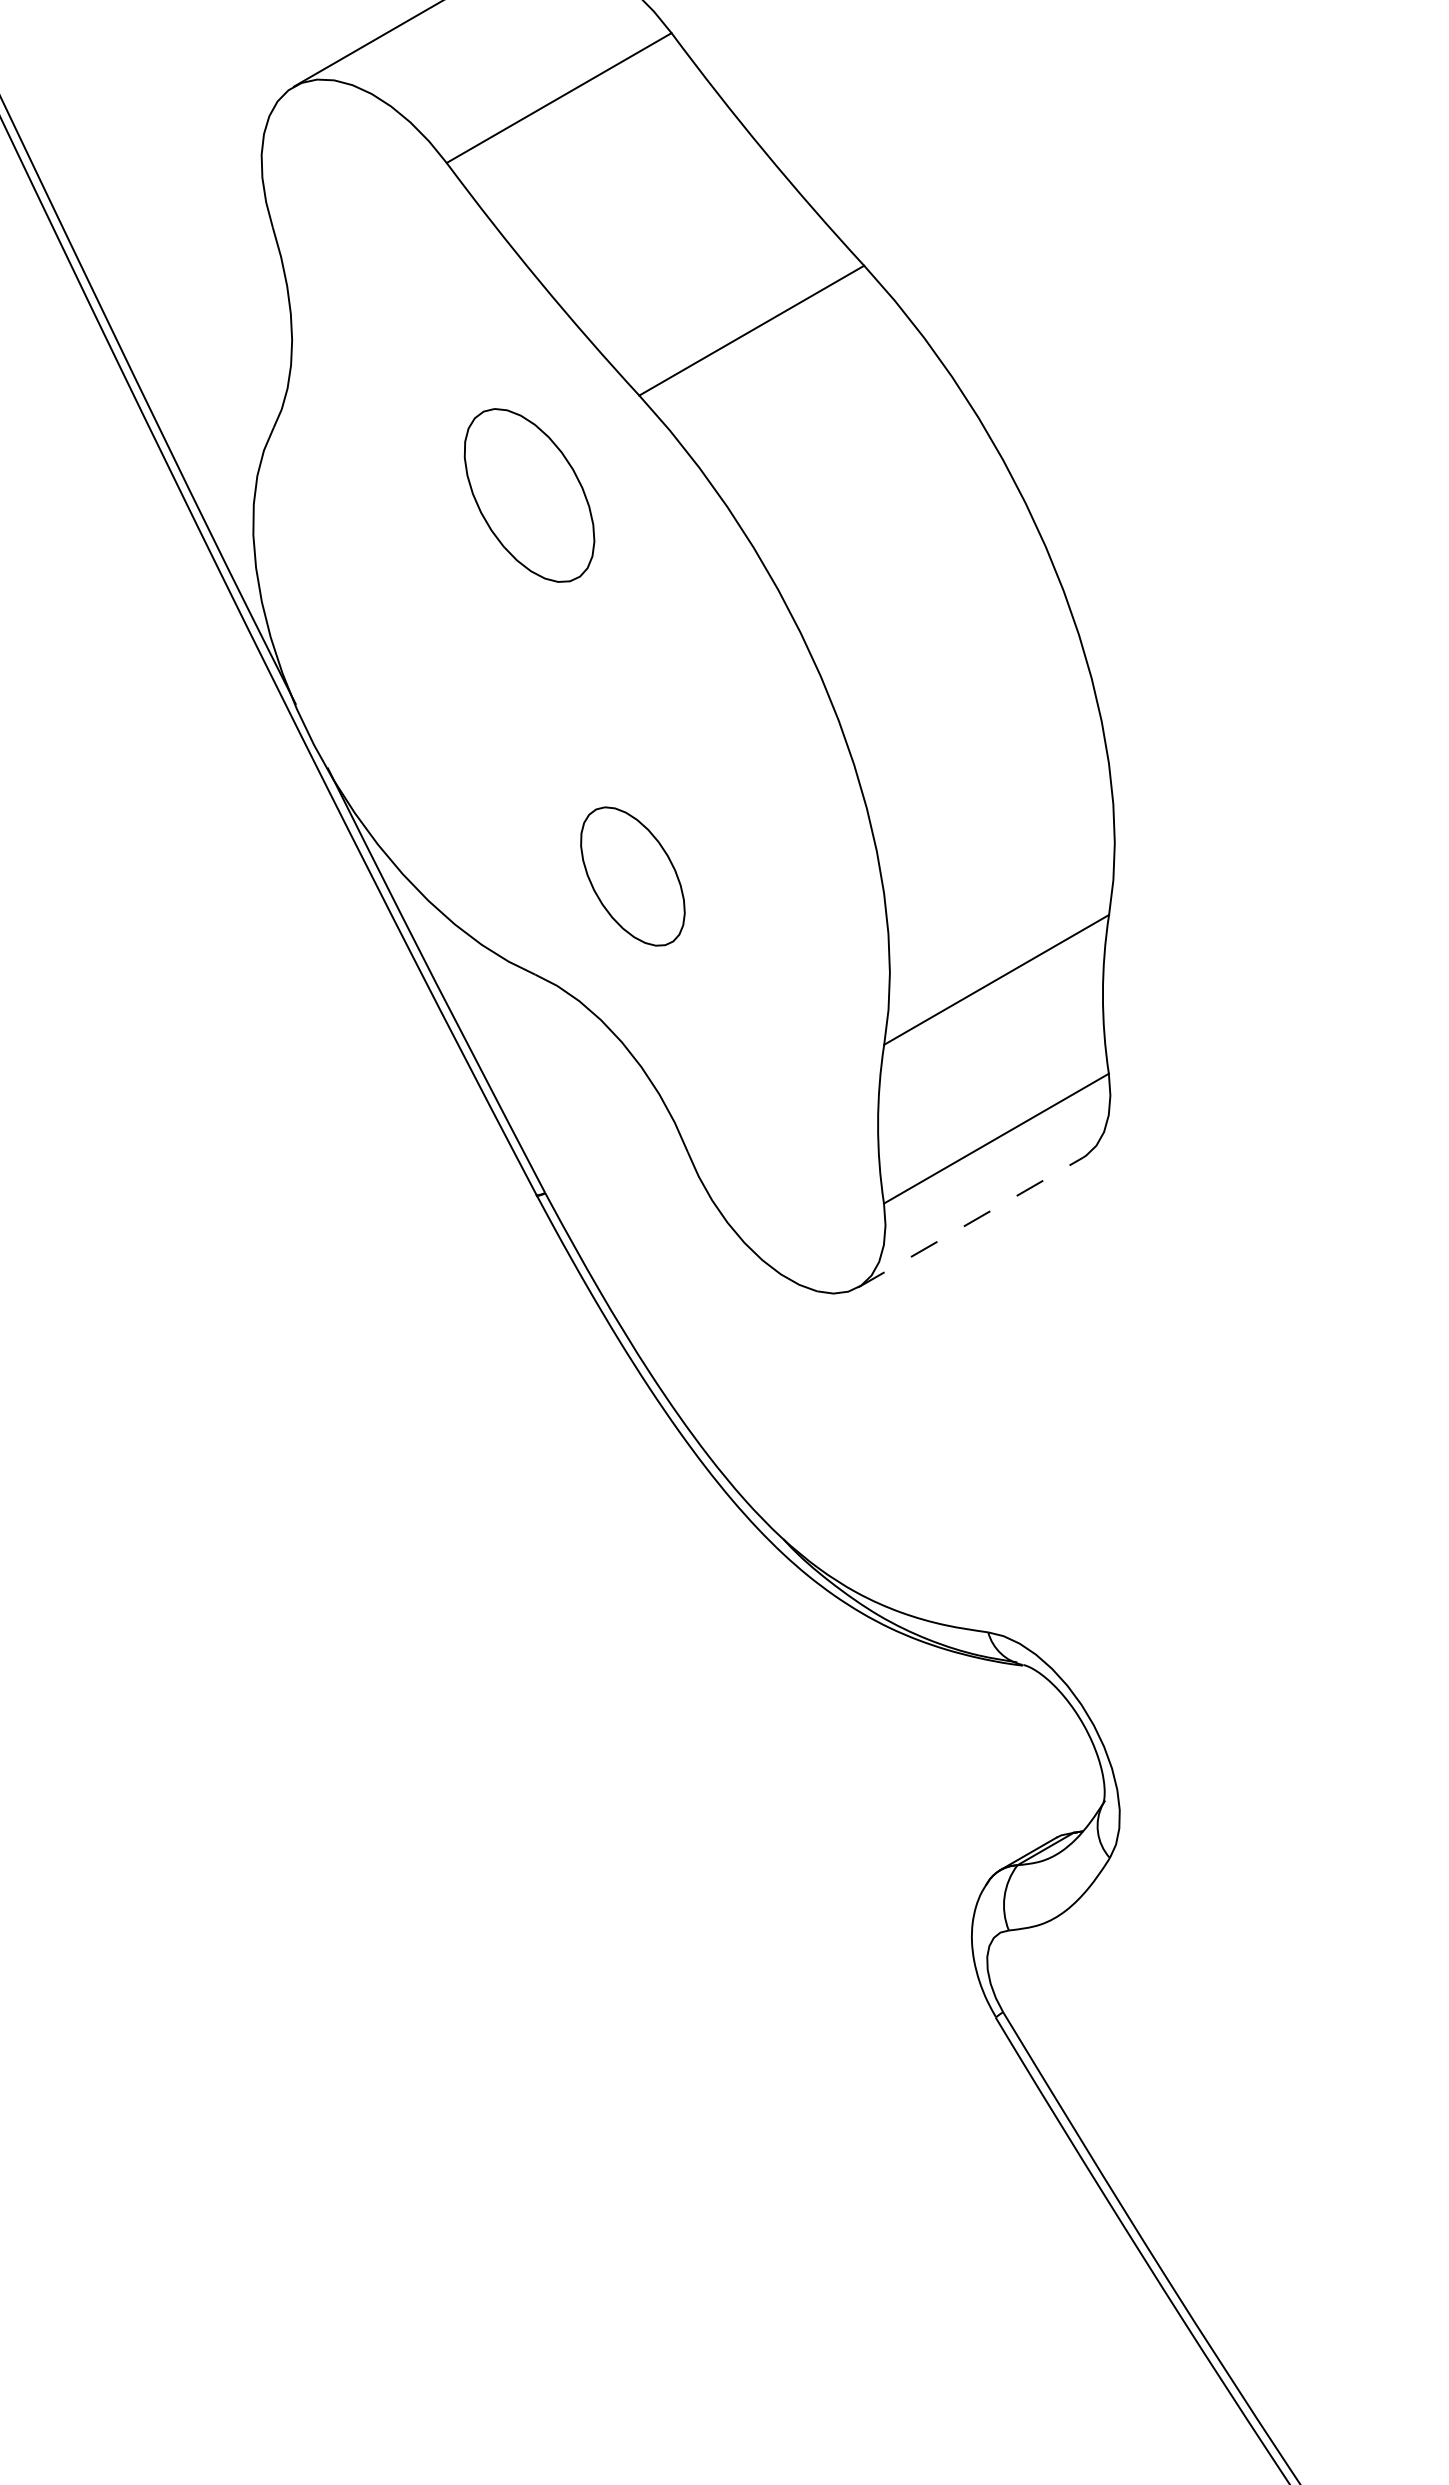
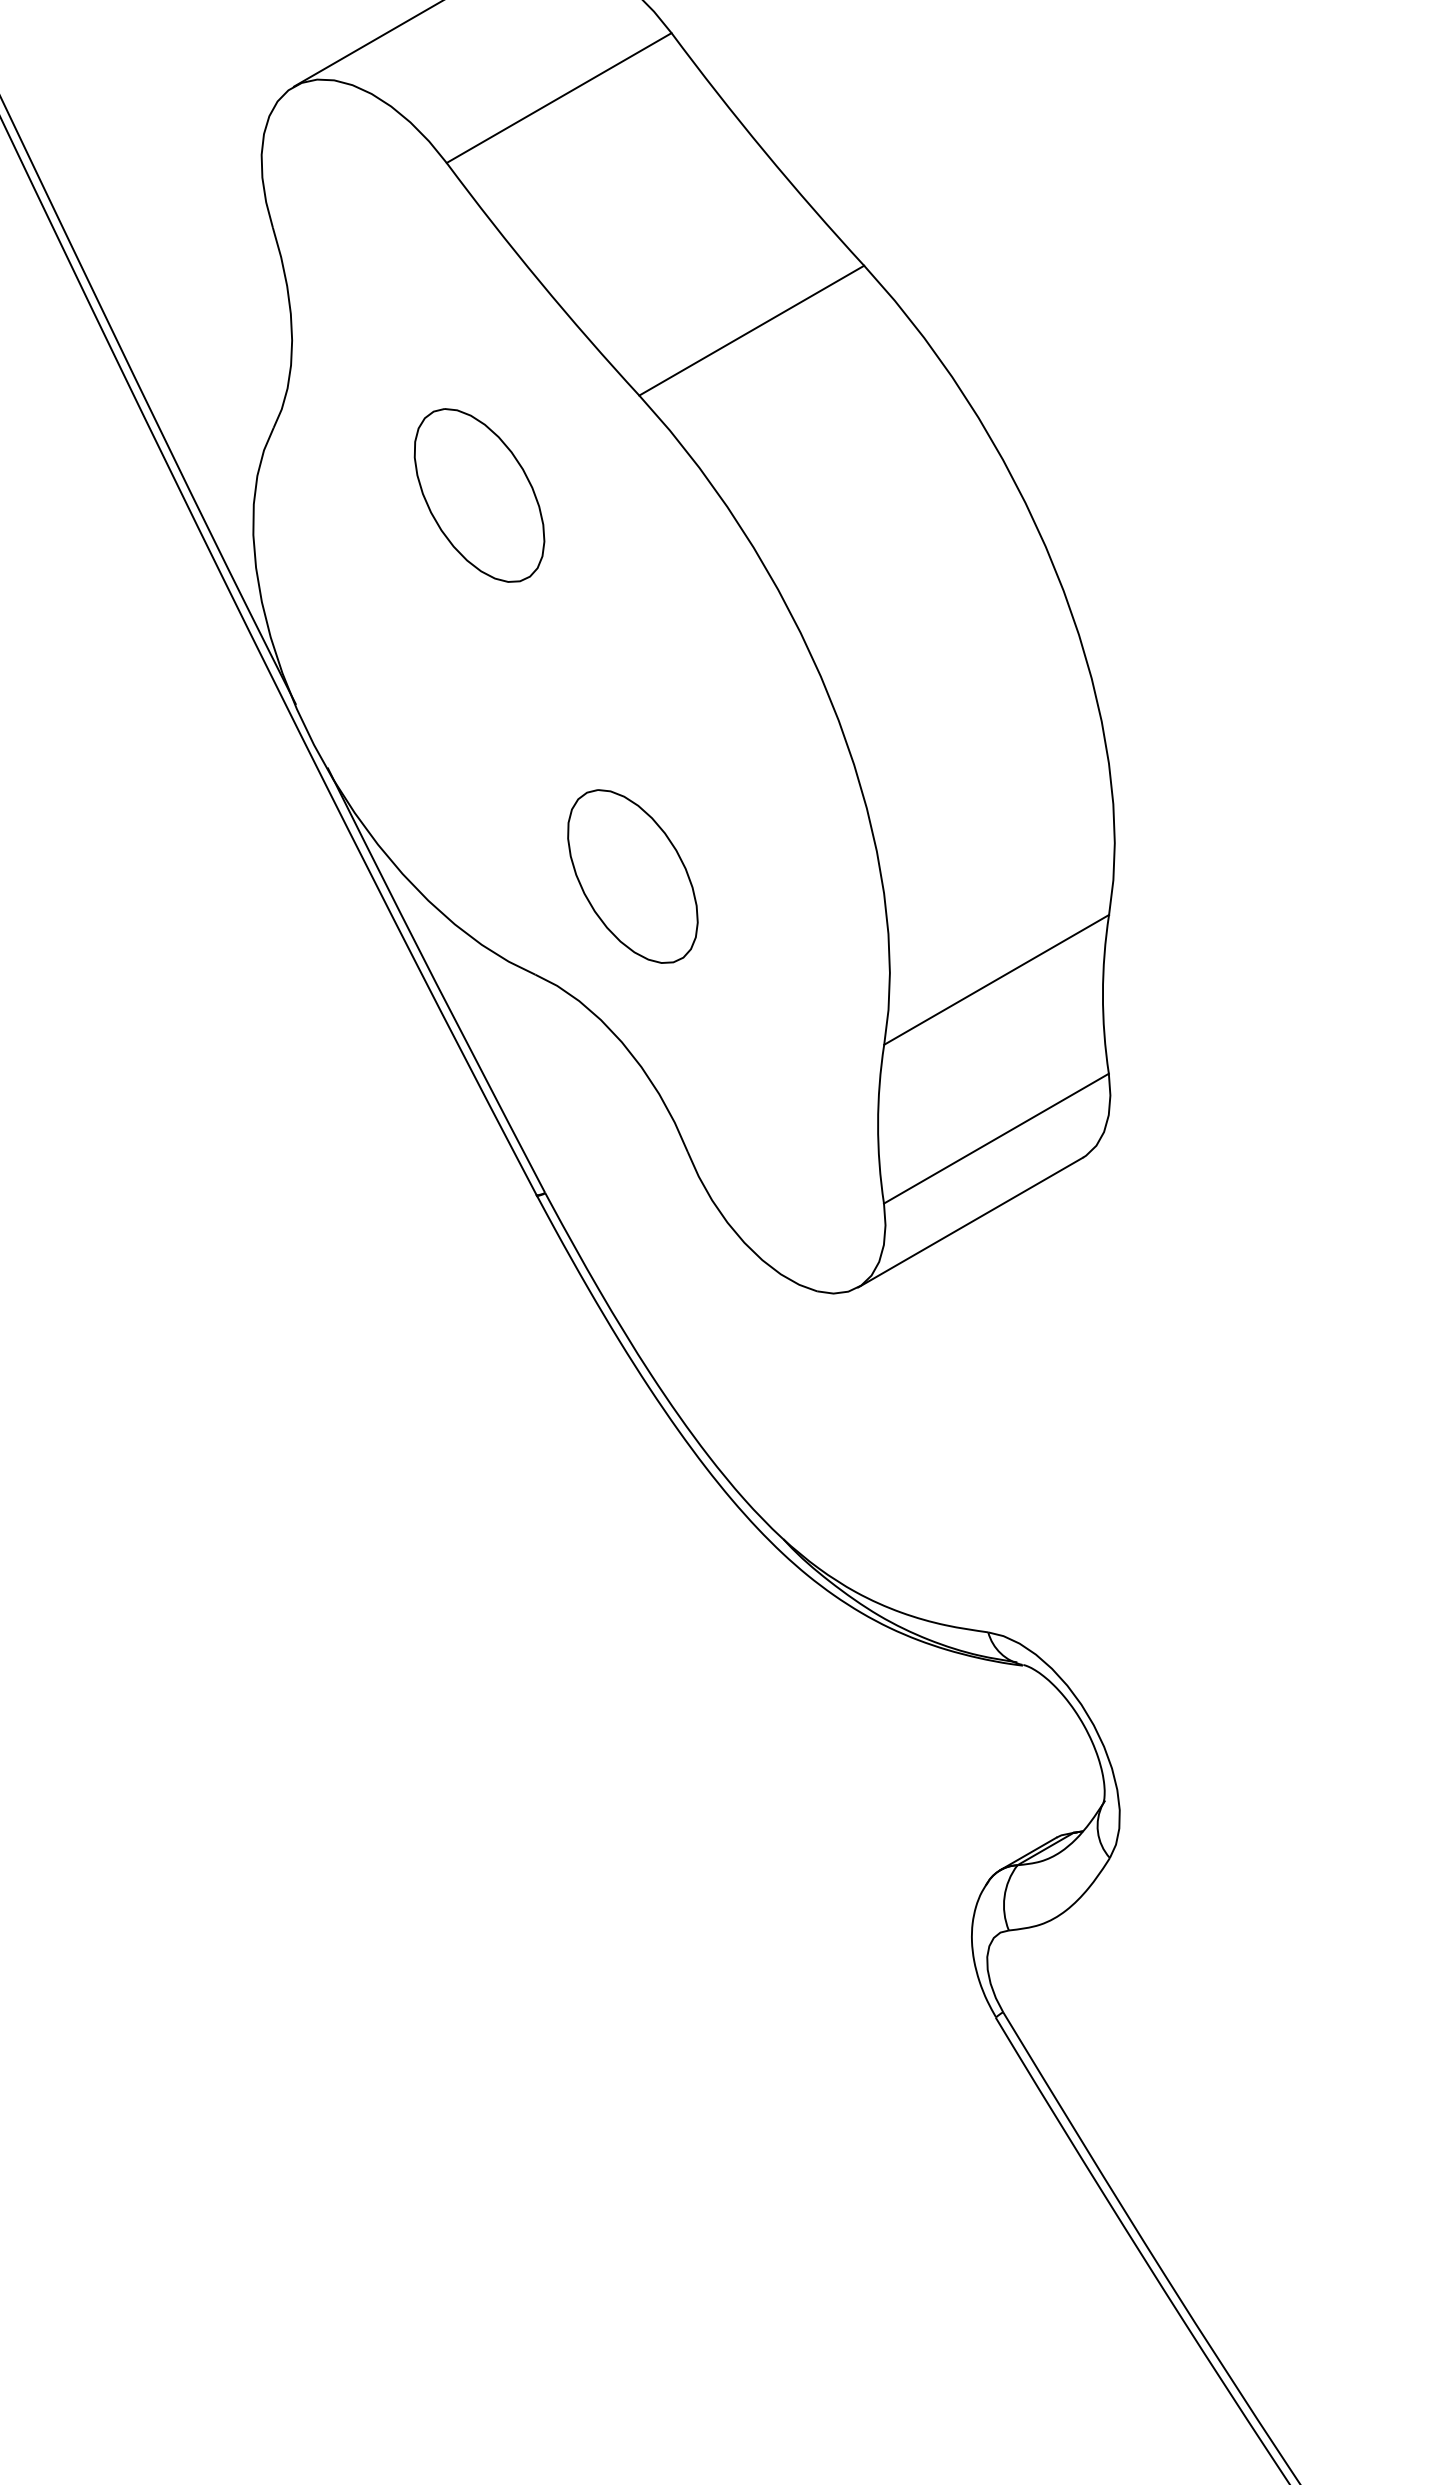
part position: (529, 495) -> (479, 495) (479, 495)
part size: 106x141 px -> 132x175 px (632, 876)
line: dashed -> solid (970, 1222)
